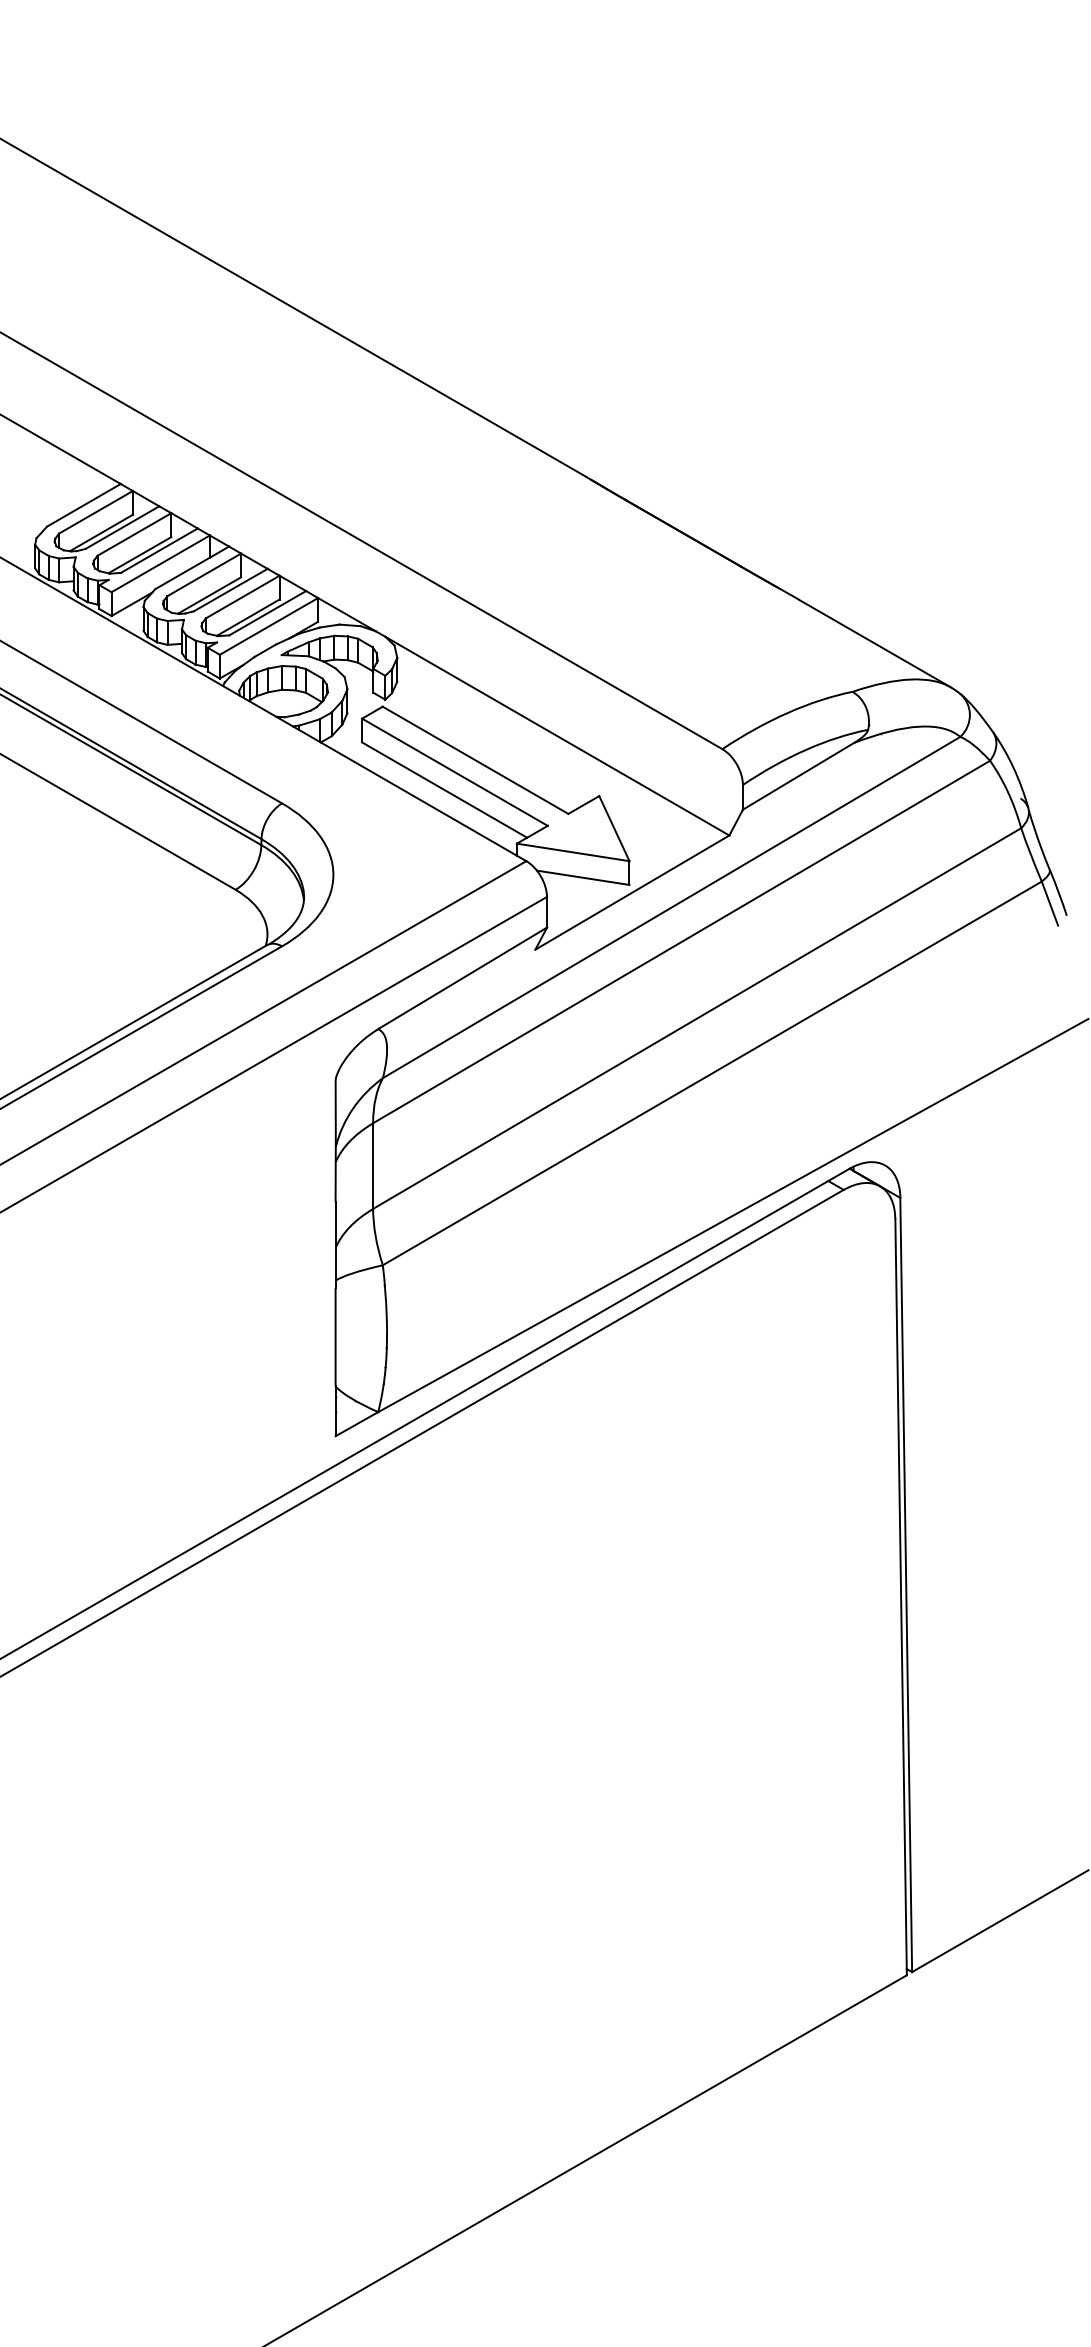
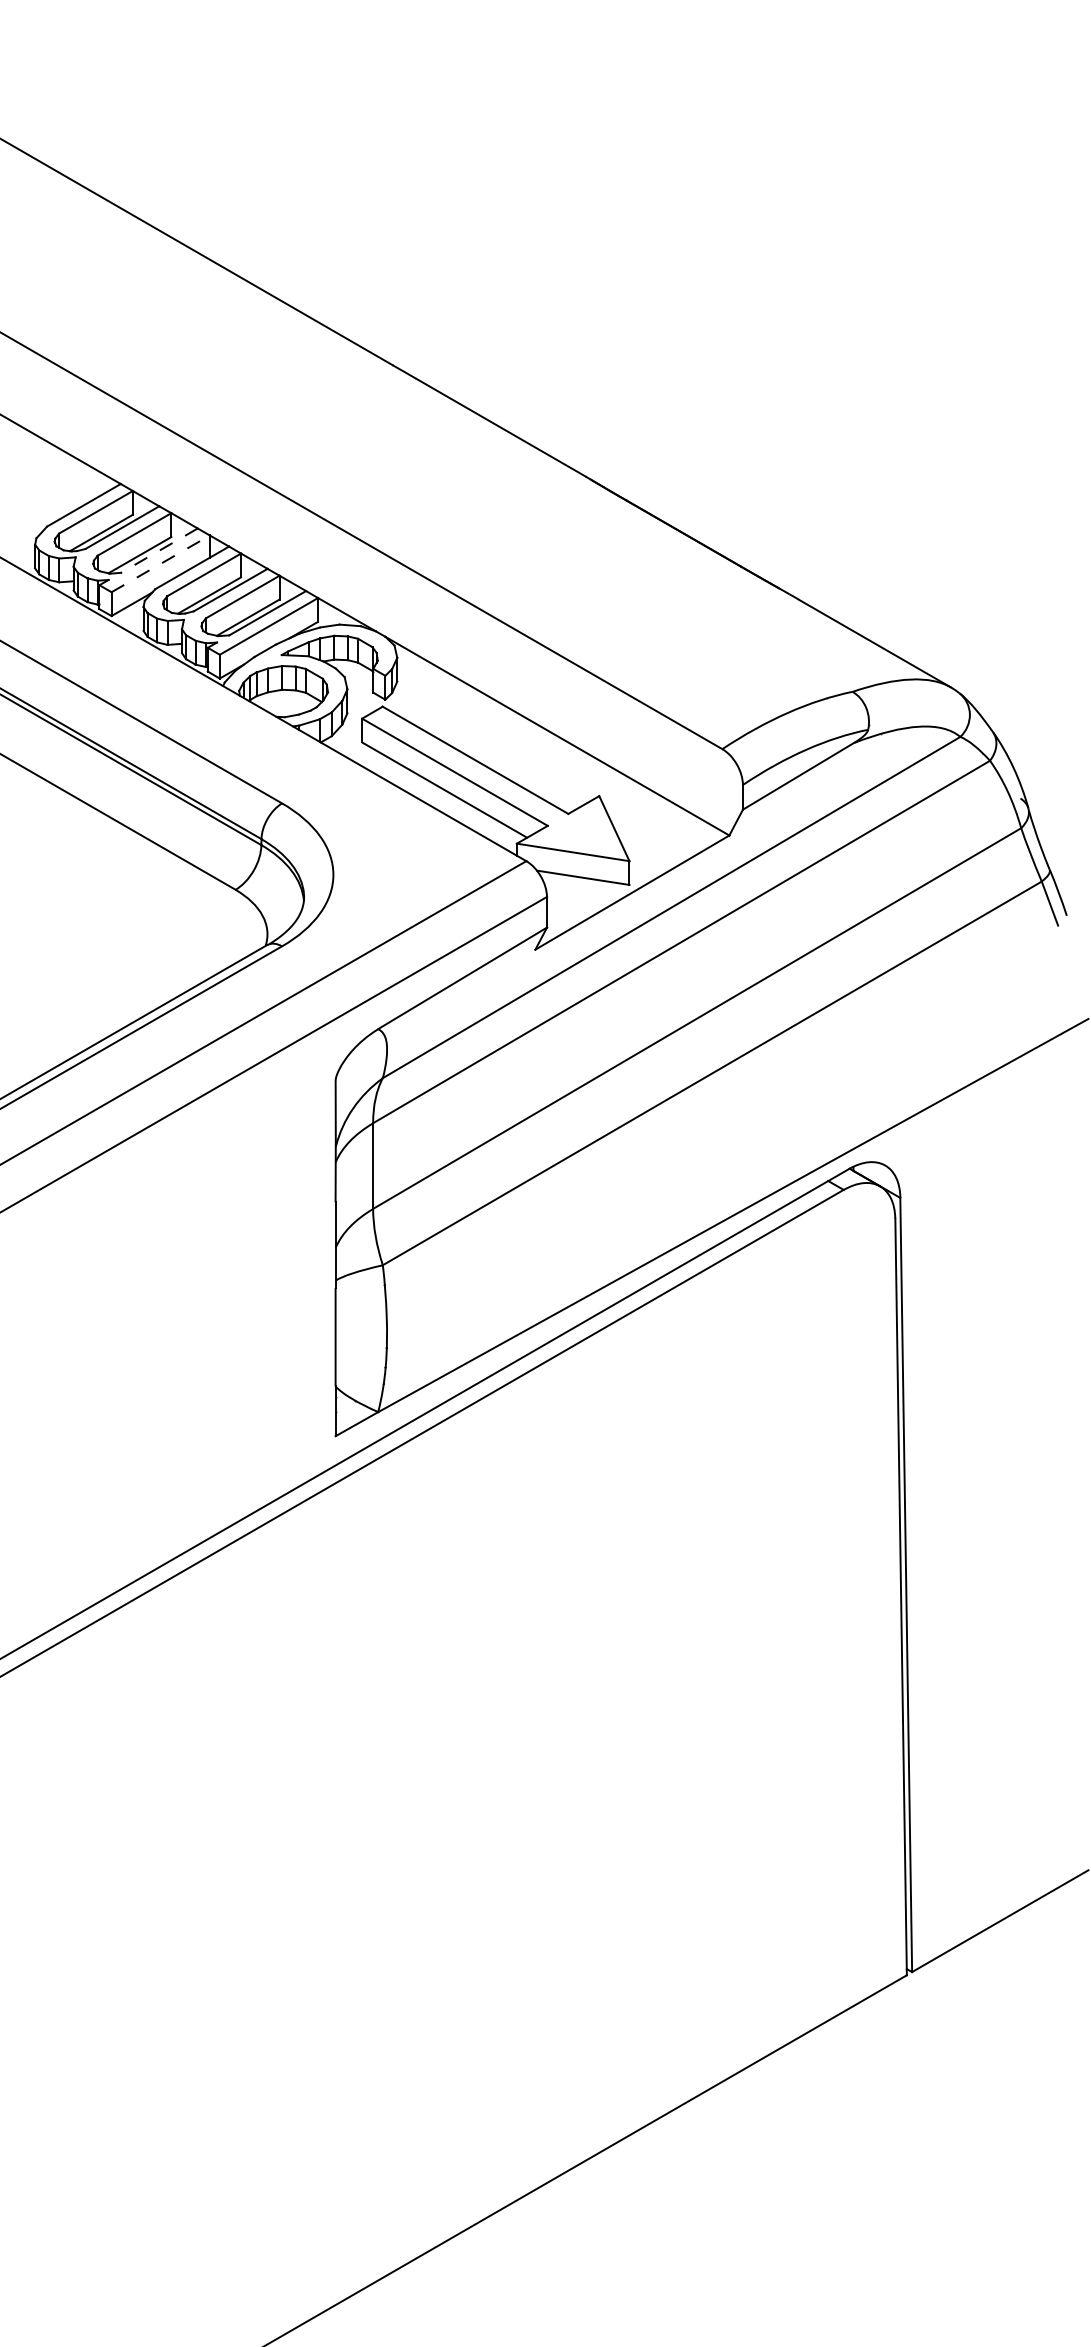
line: solid -> dashed (158, 550)
line: solid -> dashed (160, 563)
